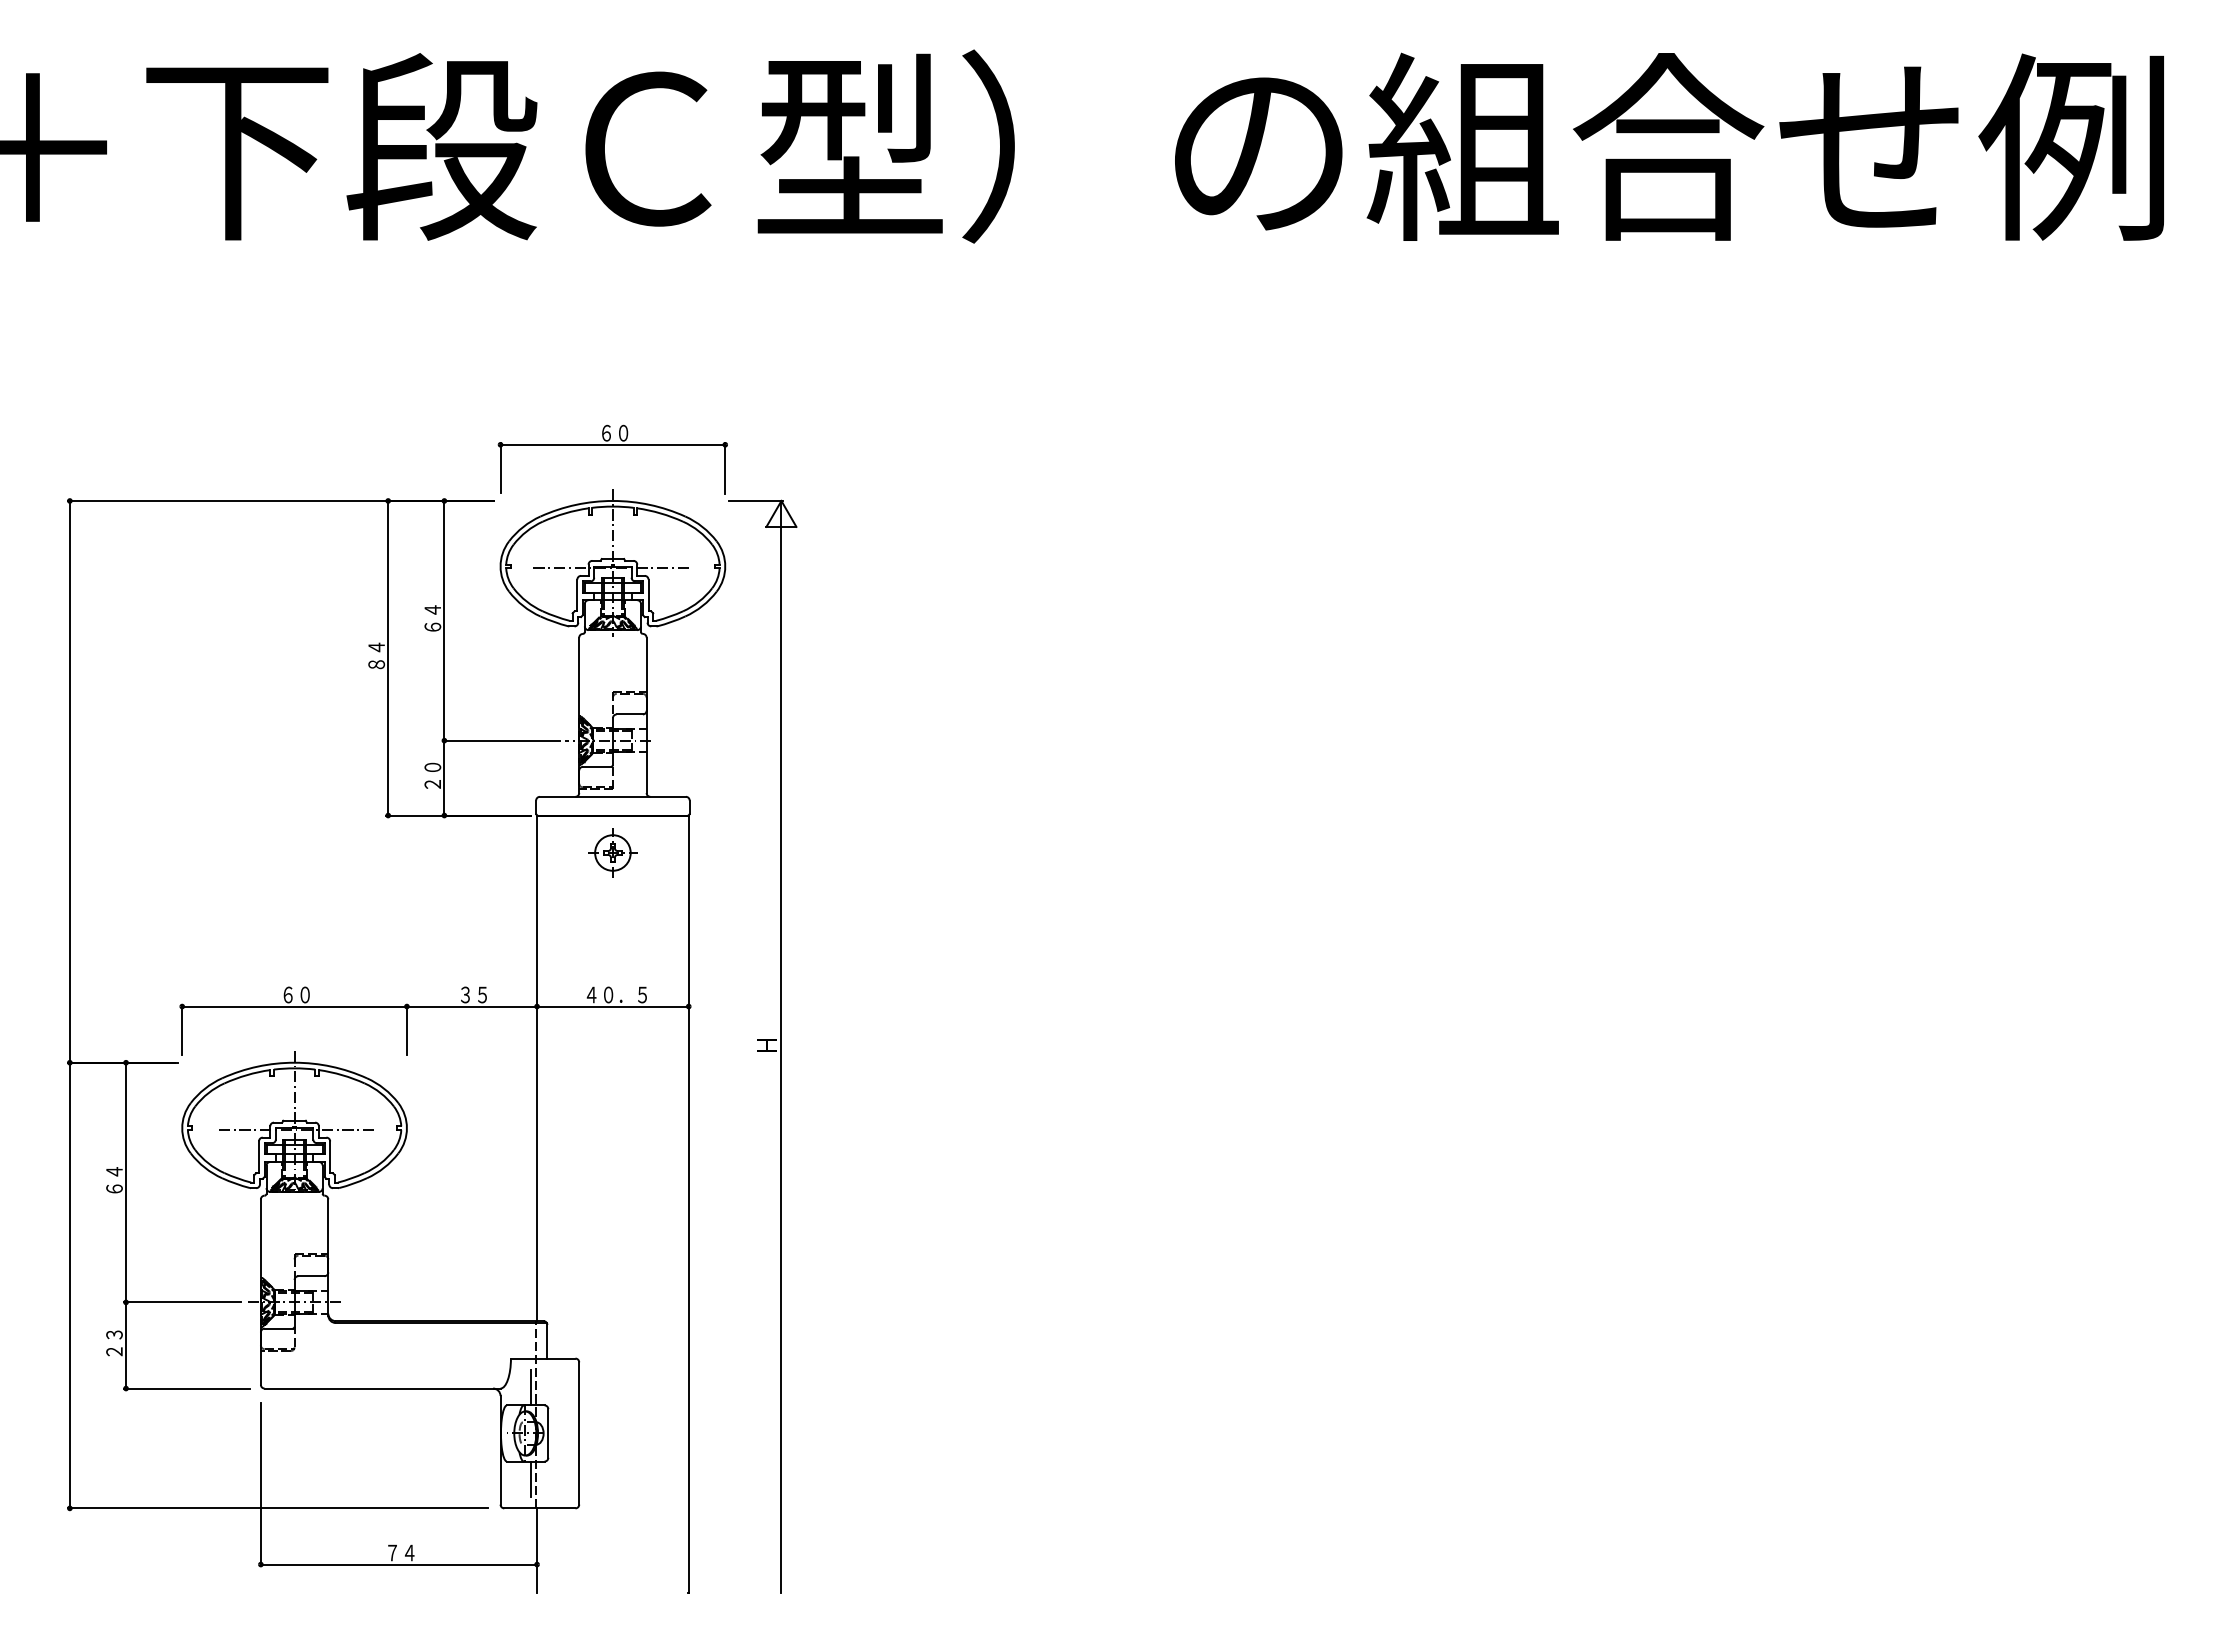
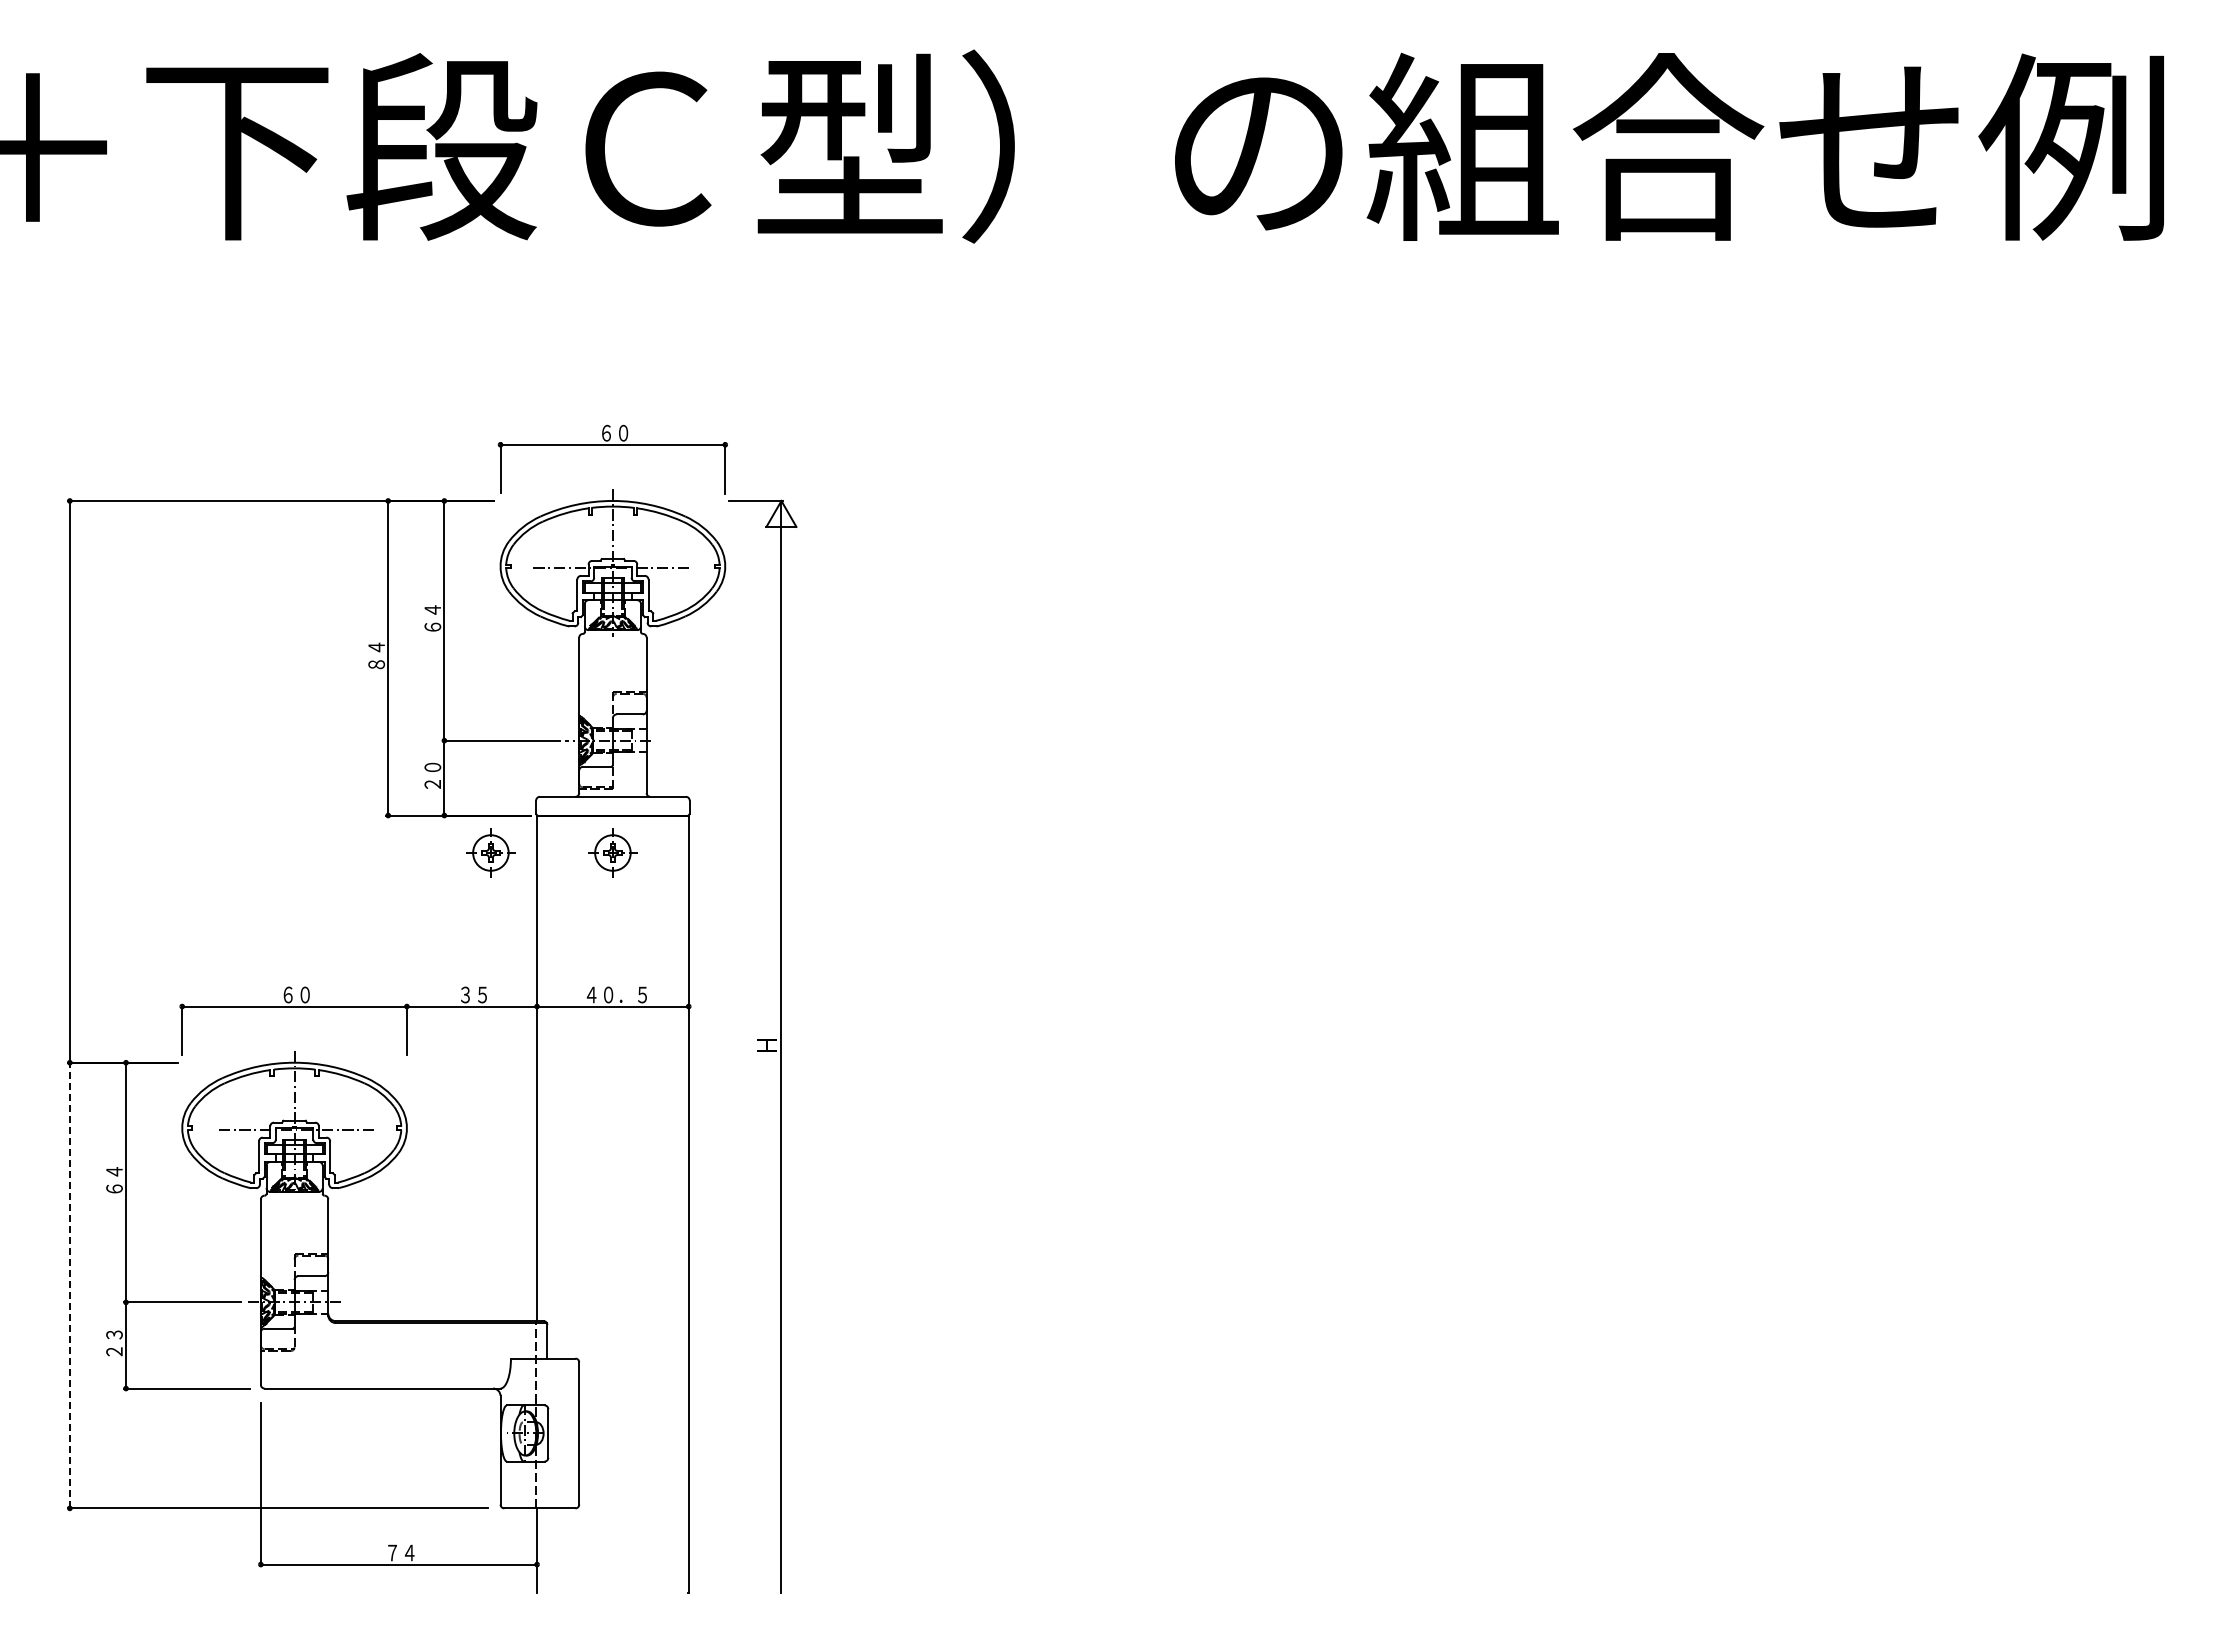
part: none -> present (490, 852)
line: solid -> dashed (69, 1285)
line: present -> none (531, 1387)
line: present -> none (531, 1479)
